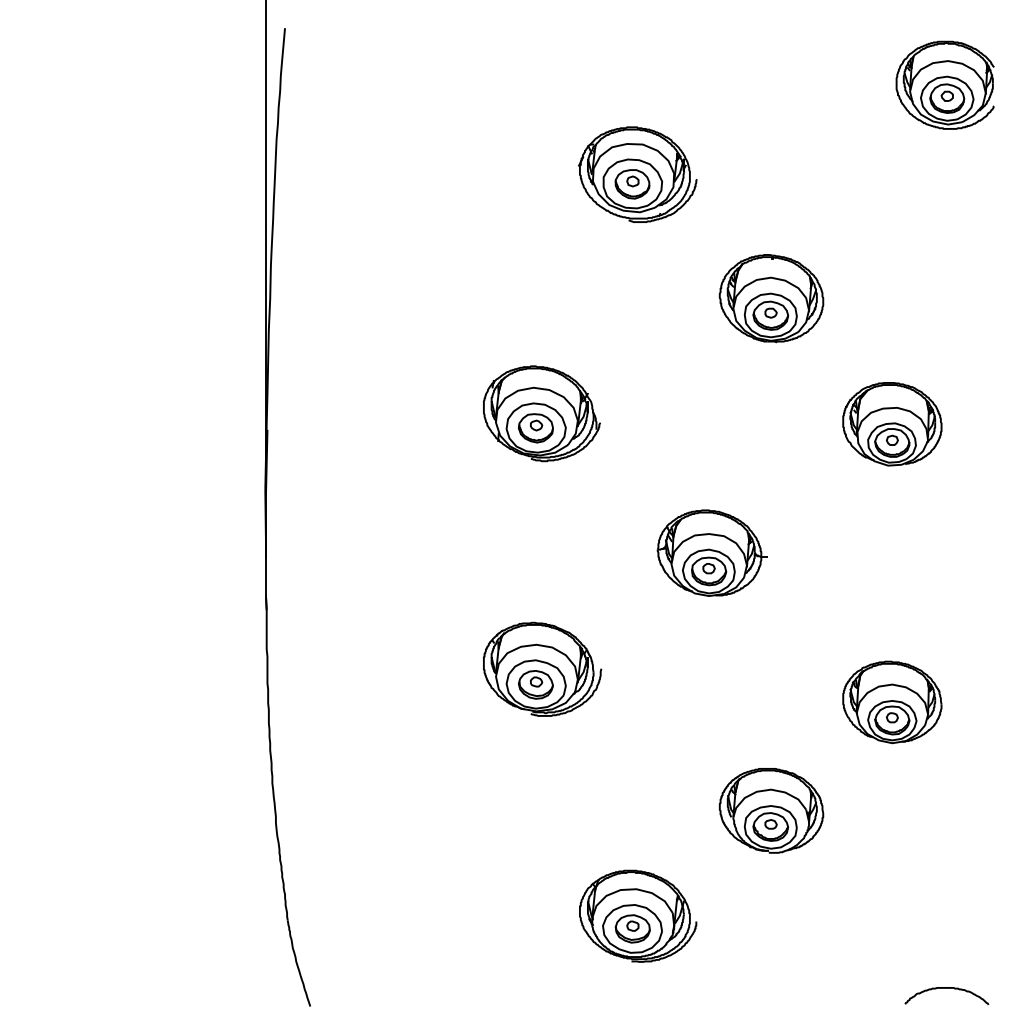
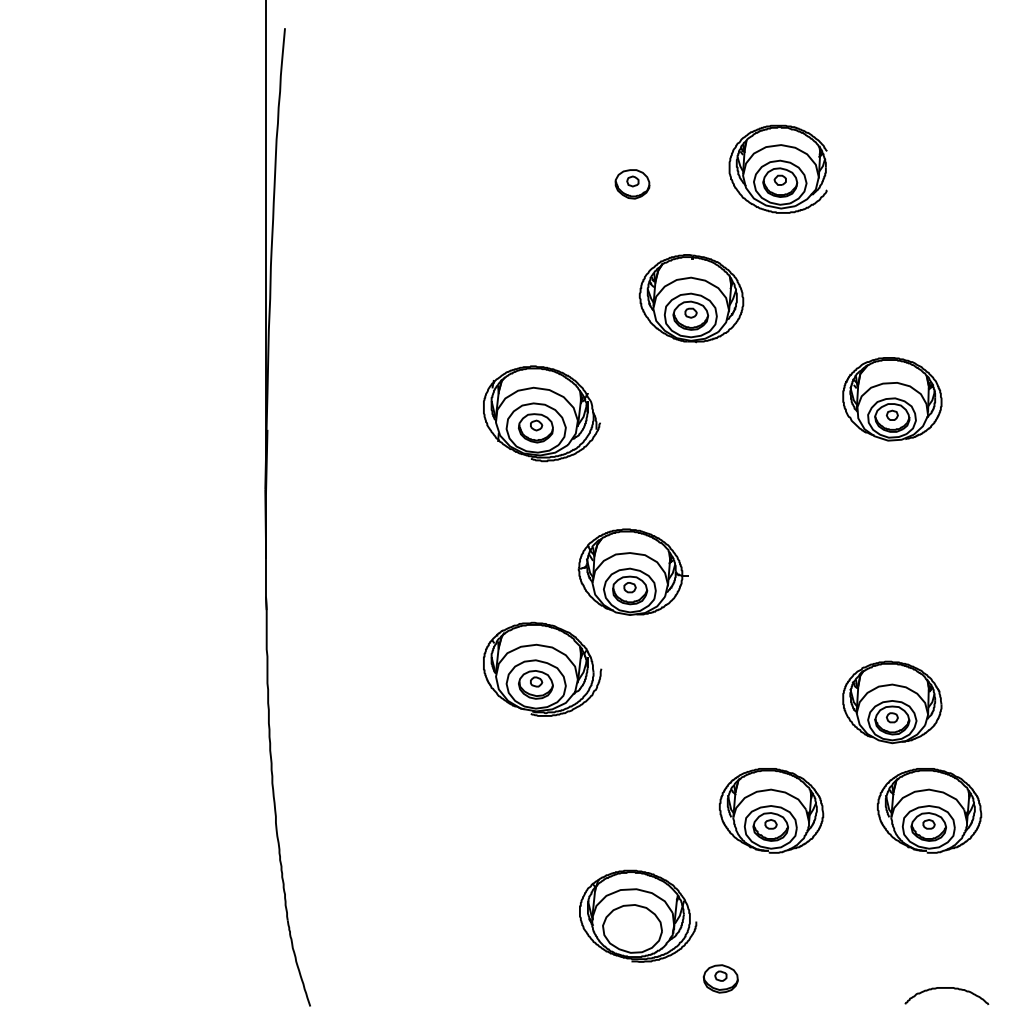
part position: (944, 84) -> (777, 168) (777, 168)
part: present -> none (637, 174)
part position: (771, 298) -> (691, 298) (691, 298)
part position: (892, 424) -> (892, 399) (892, 399)
part position: (711, 552) -> (632, 571) (632, 571)
part: none -> present (929, 810)
part position: (632, 928) -> (720, 978) (720, 978)
